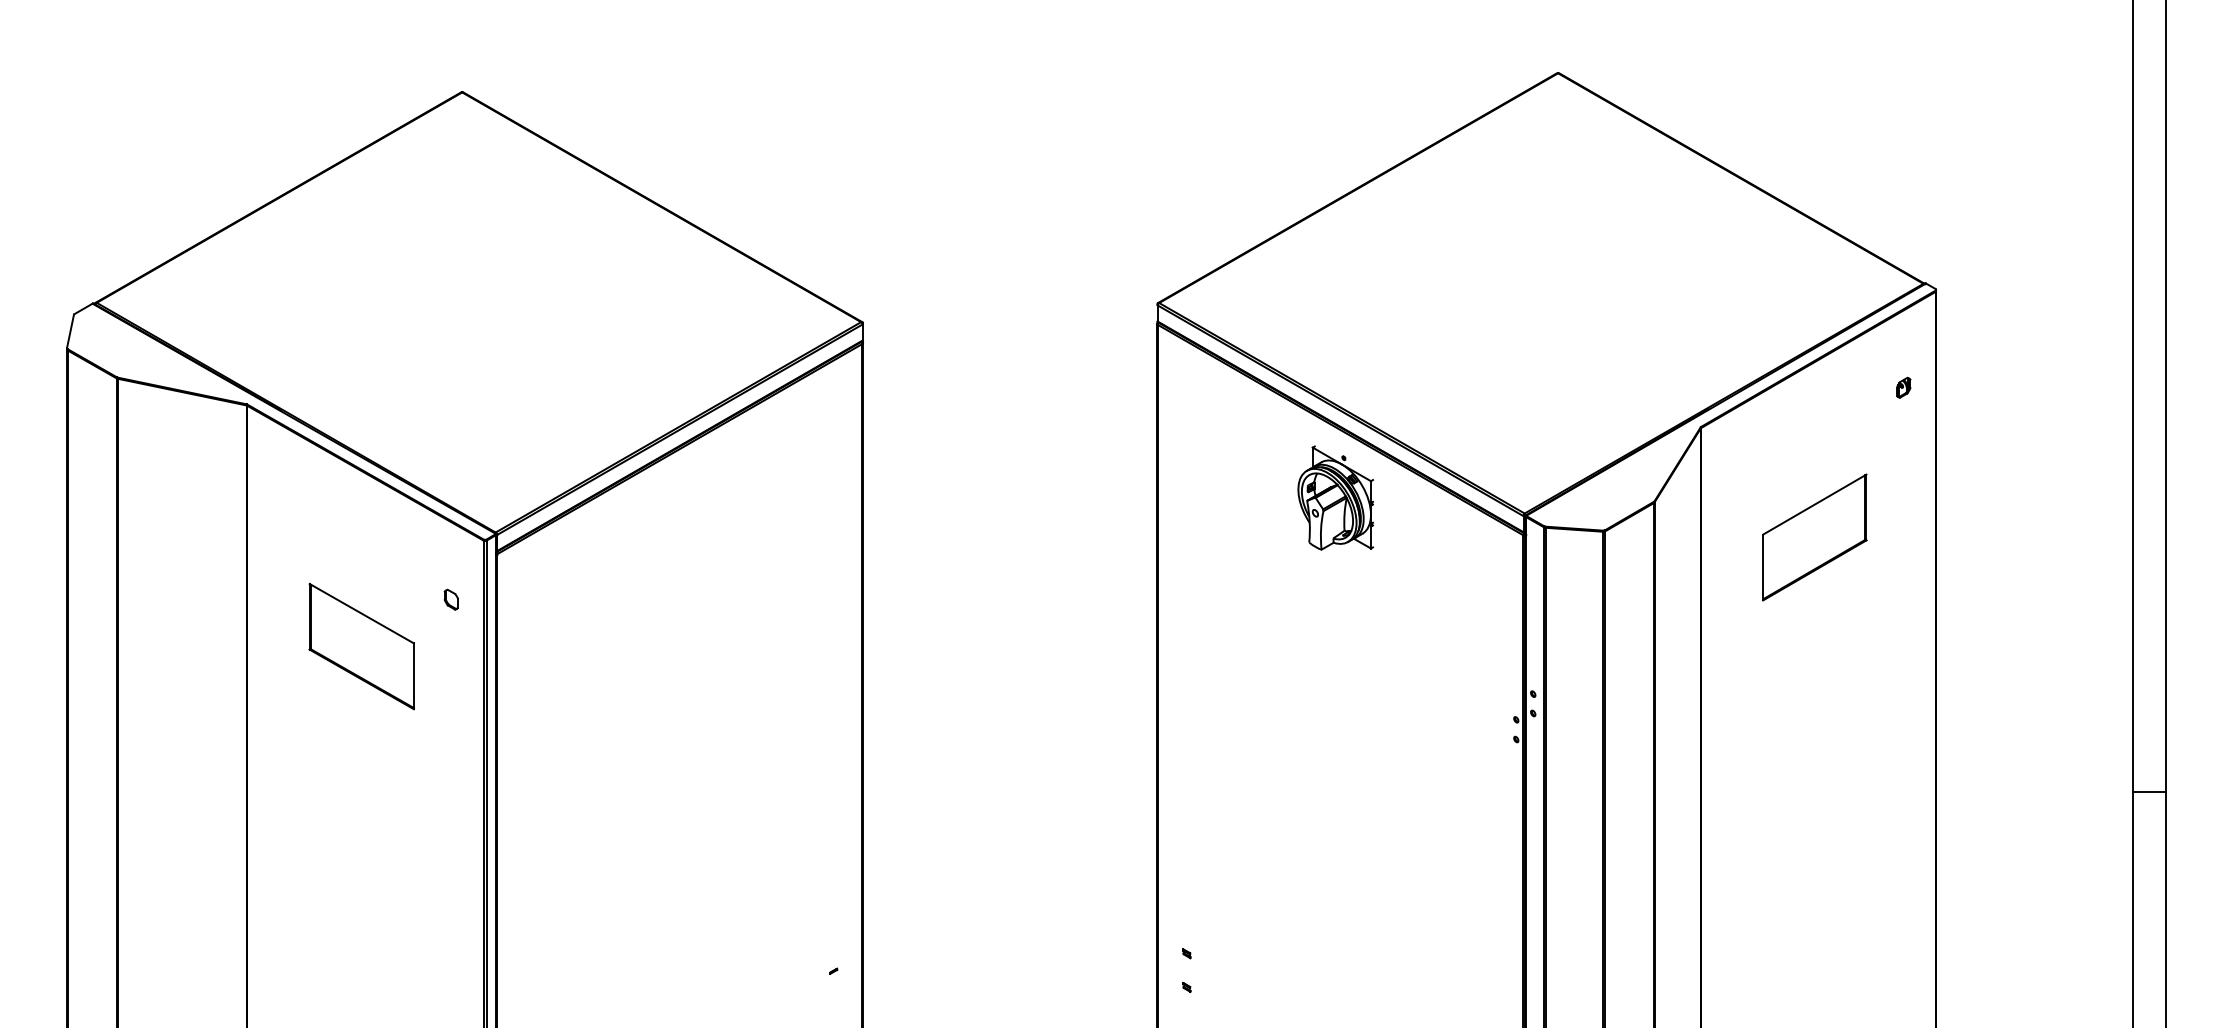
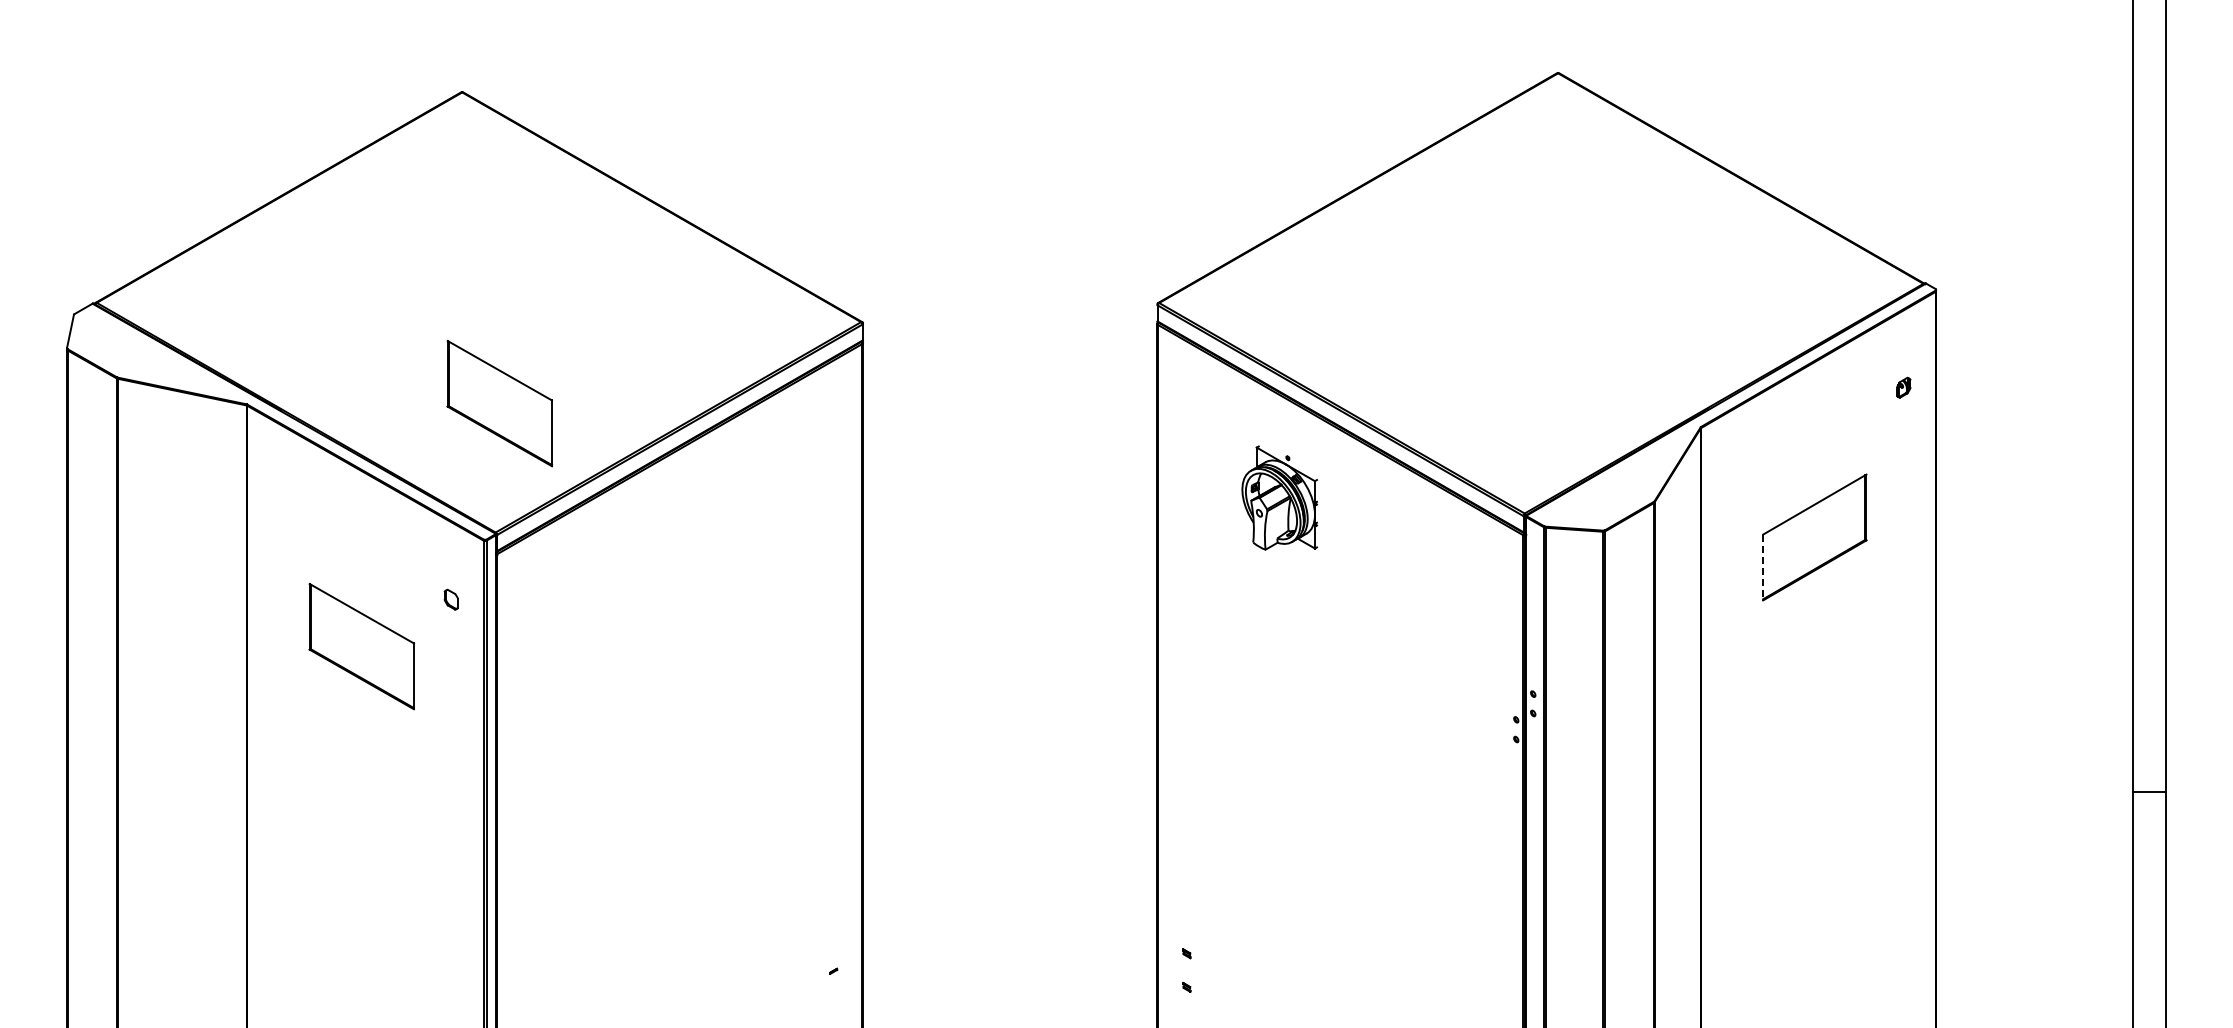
part: none -> present (499, 403)
part position: (1335, 497) -> (1279, 497) (1279, 497)
line: solid -> dashed (1763, 567)
